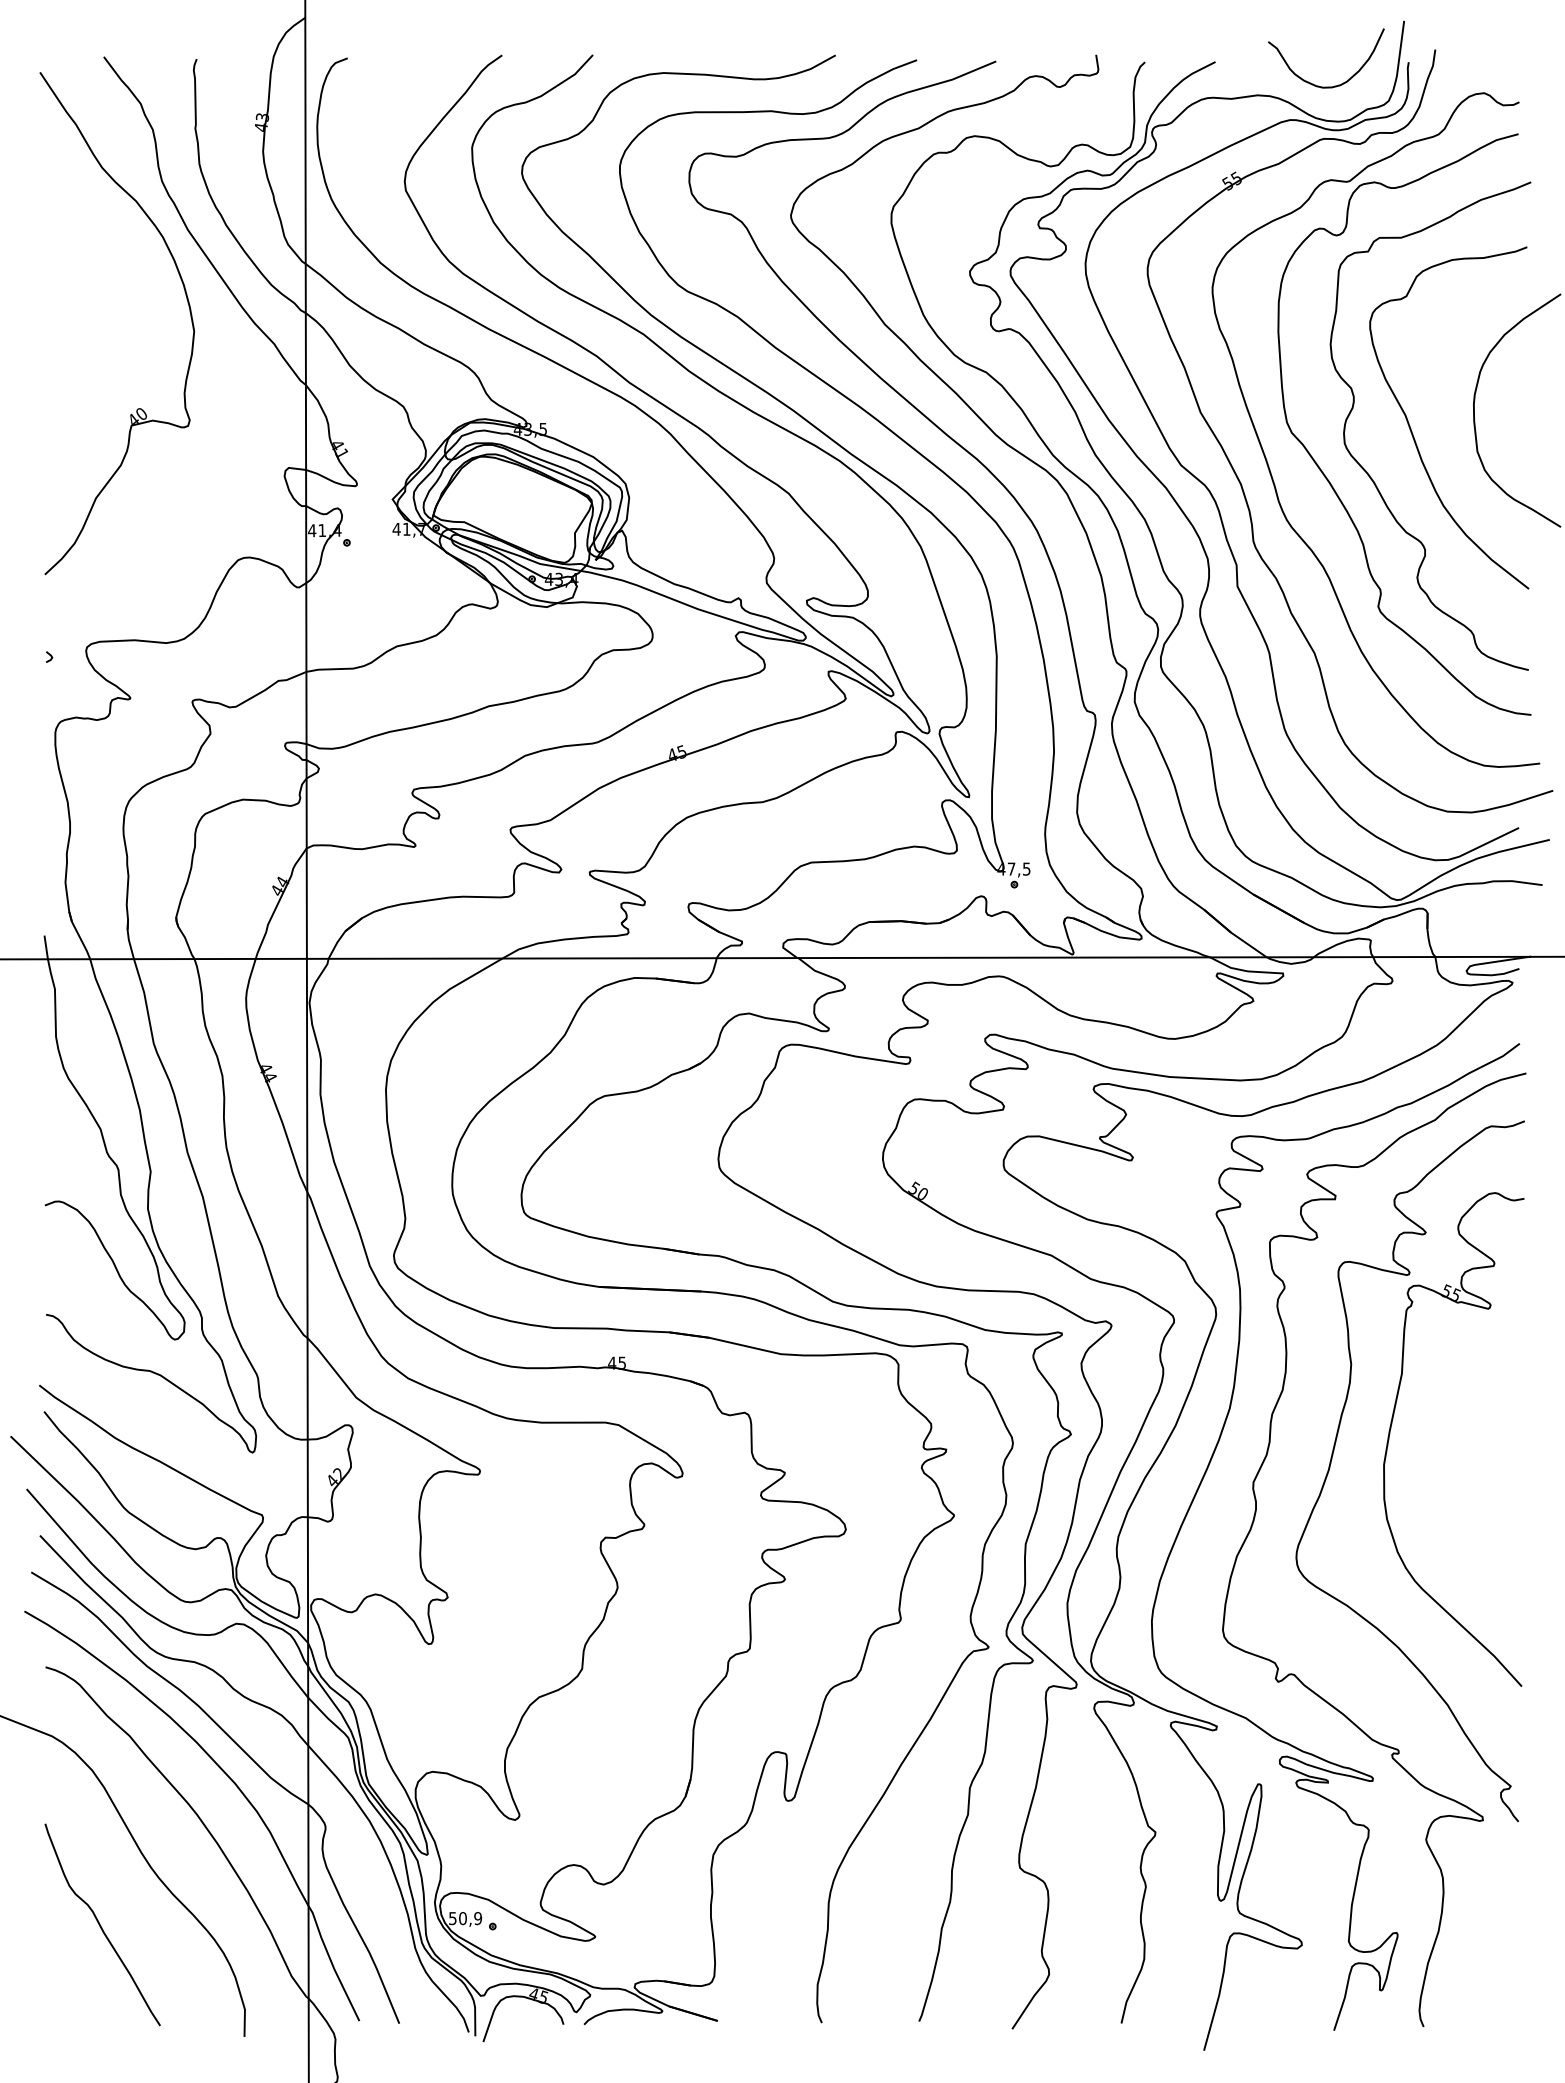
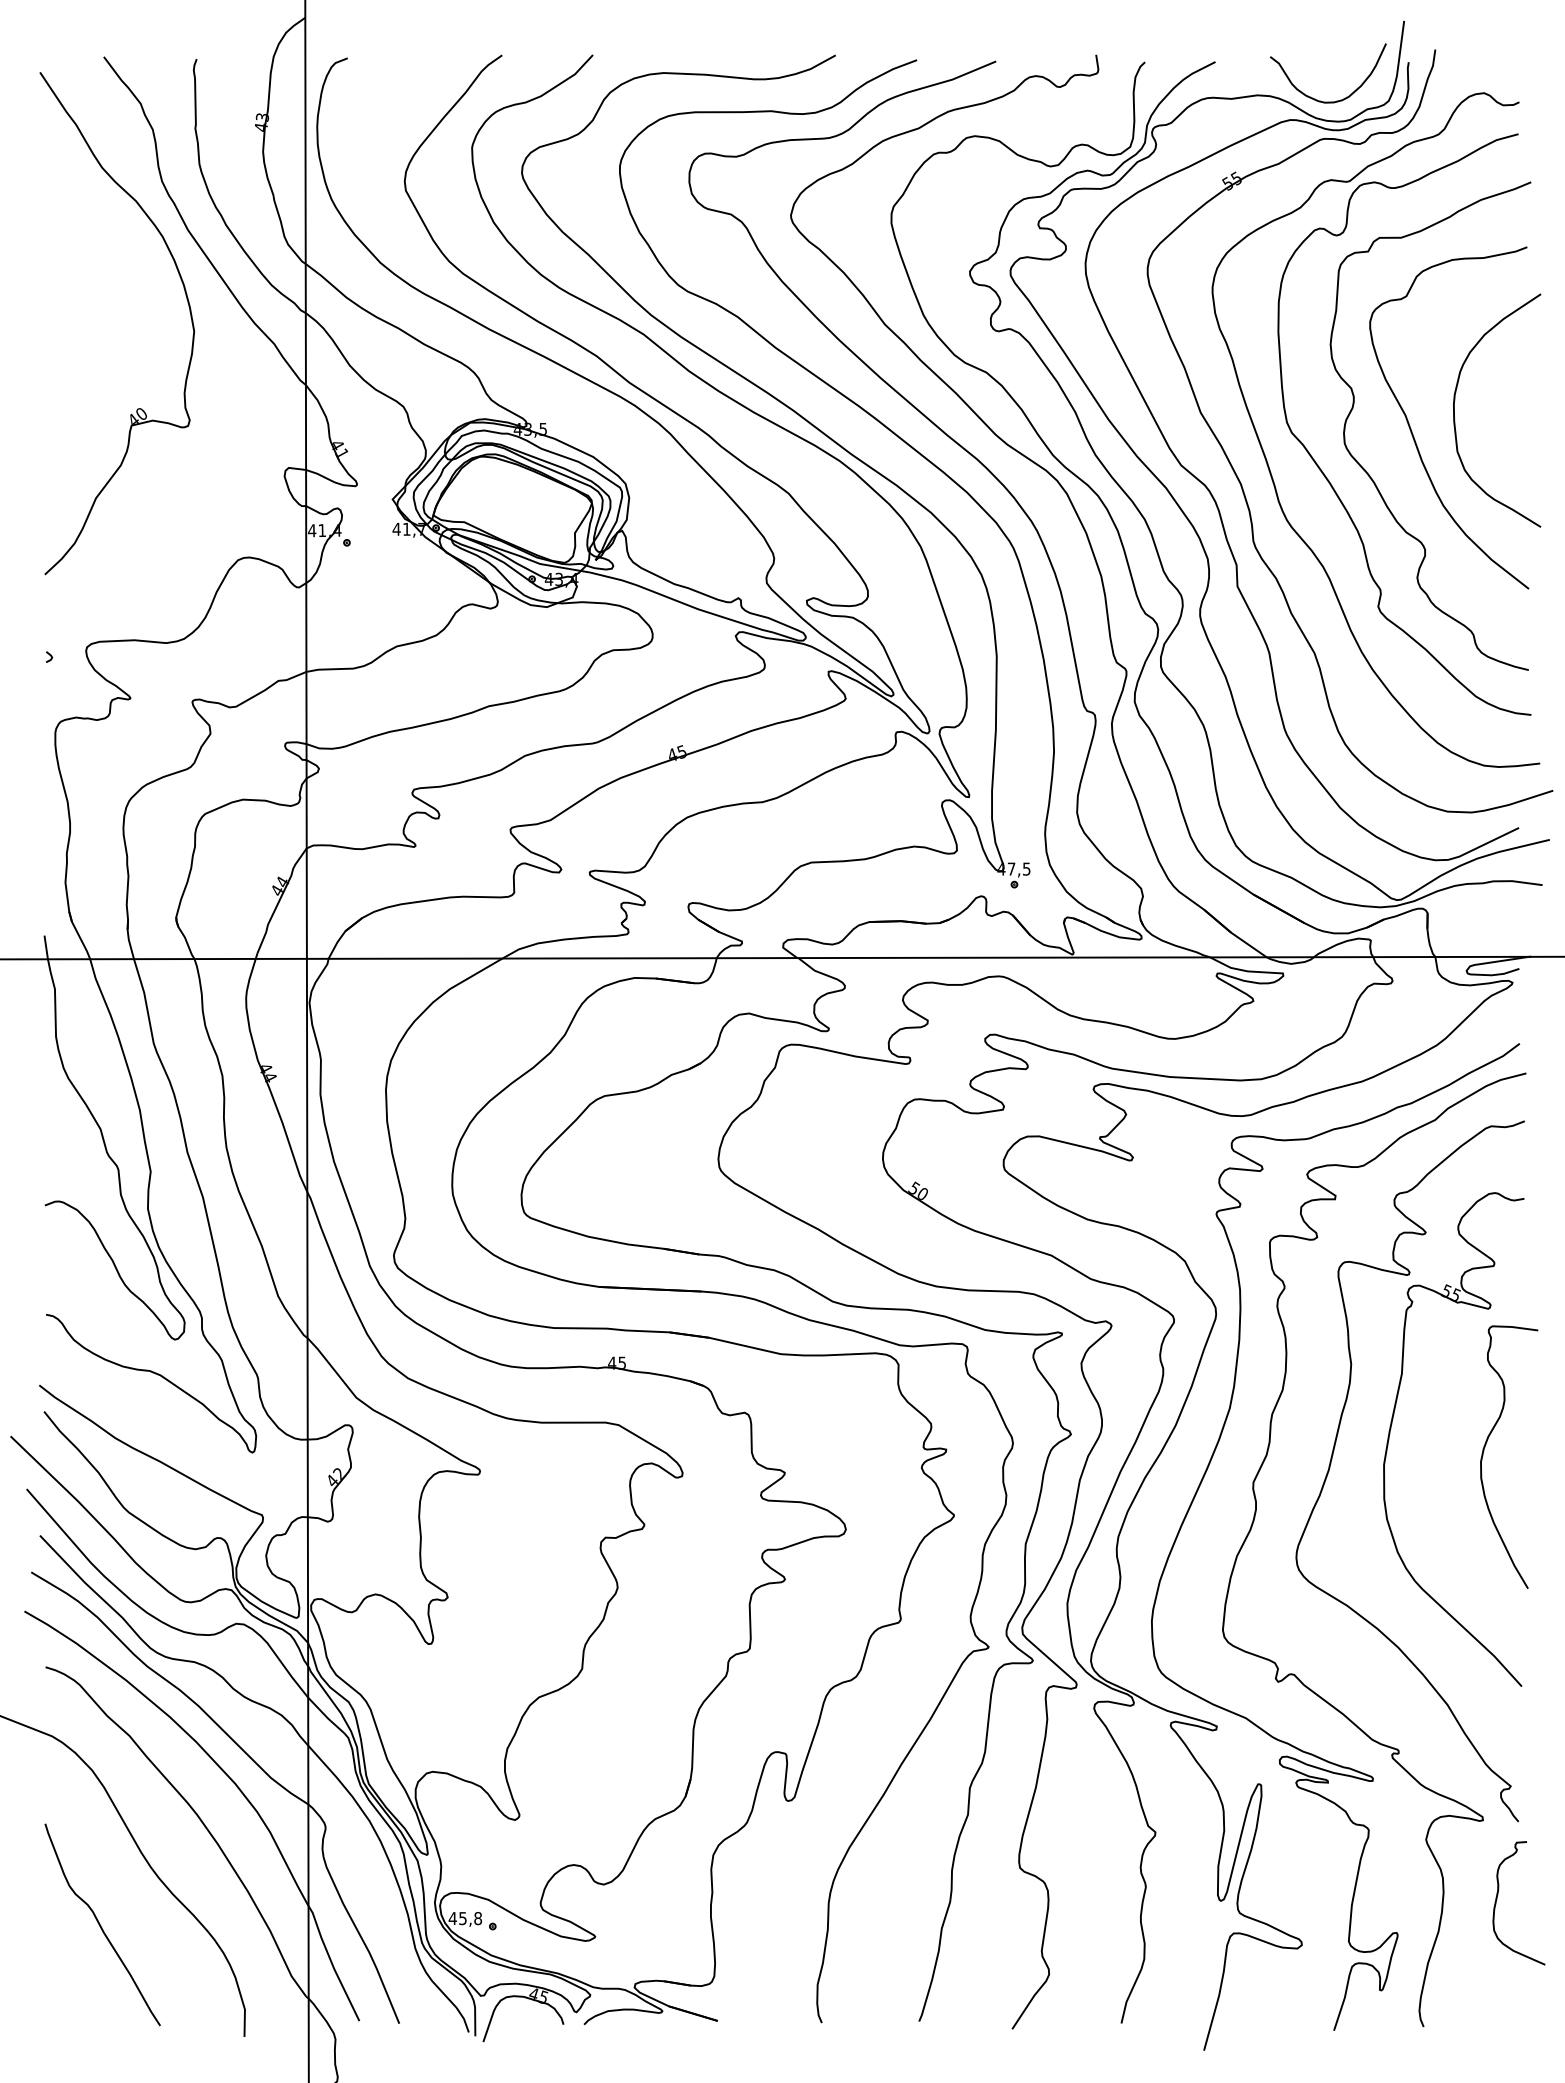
curve position: (1326, 86) -> (1328, 101) (1328, 101)
curve position: (1474, 410) -> (1454, 410) (1454, 410)
curve: none -> present (1484, 1451)
curve: none -> present (1497, 1899)
text: 50,9 -> 45,8 (465, 1918)
